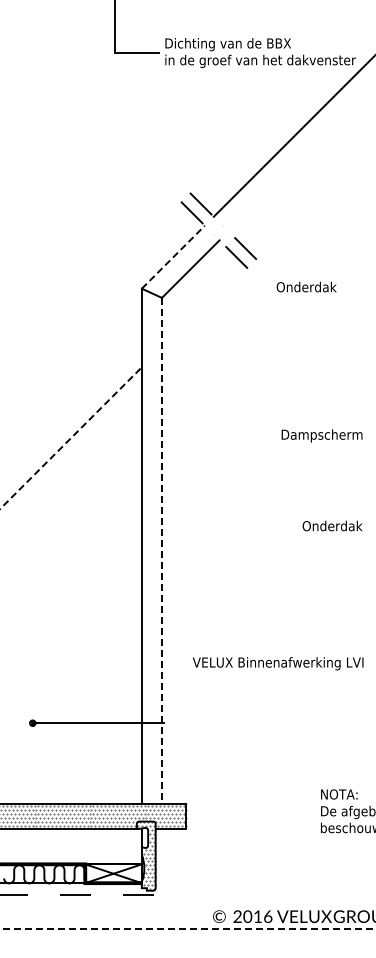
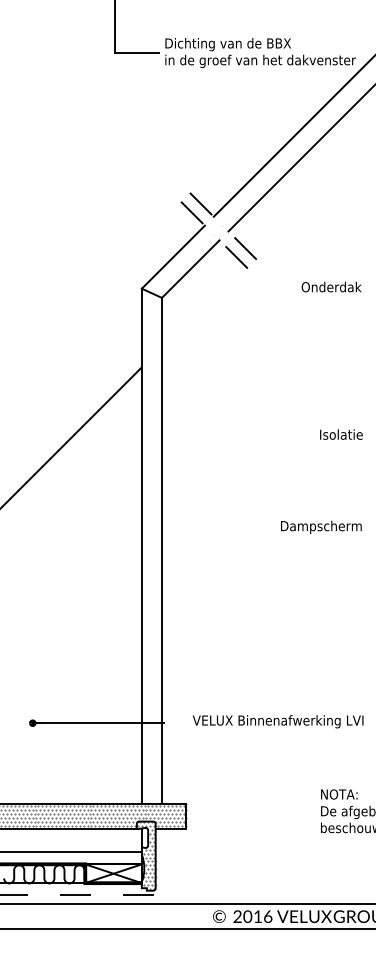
line: none -> present (300, 158)
line: dashed -> solid (173, 257)
text position: (306, 286) -> (331, 286) (331, 286)
text: Dampscherm -> Isolatie (321, 435)
line: dashed -> solid (71, 438)
text: Onderdak -> Dampscherm (321, 526)
line: dashed -> solid (161, 551)
text position: (277, 663) -> (277, 721) (277, 721)
line: none -> present (71, 851)
line: none -> present (187, 904)
line: dashed -> solid (188, 929)
